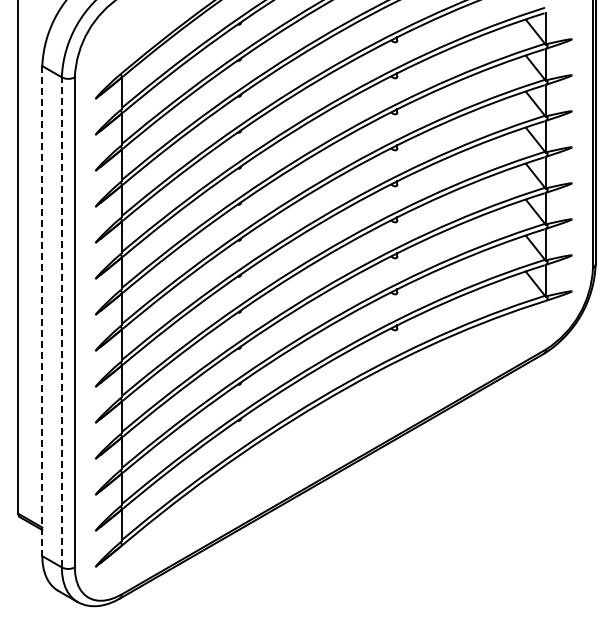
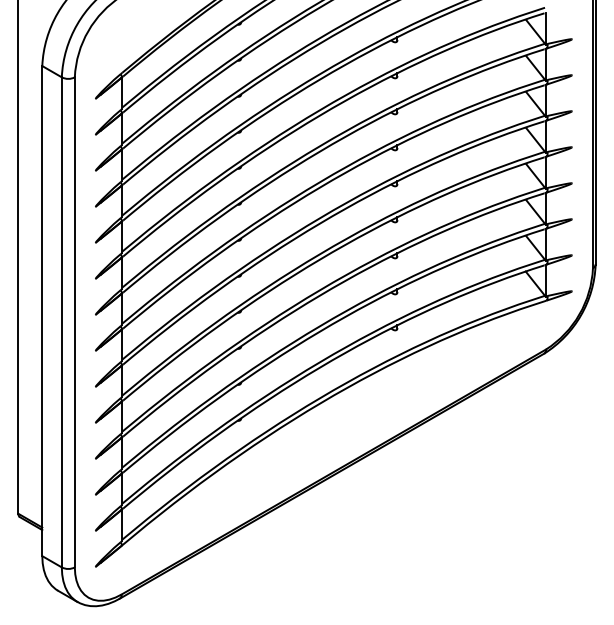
line: dashed -> solid (42, 311)
line: dashed -> solid (61, 321)
